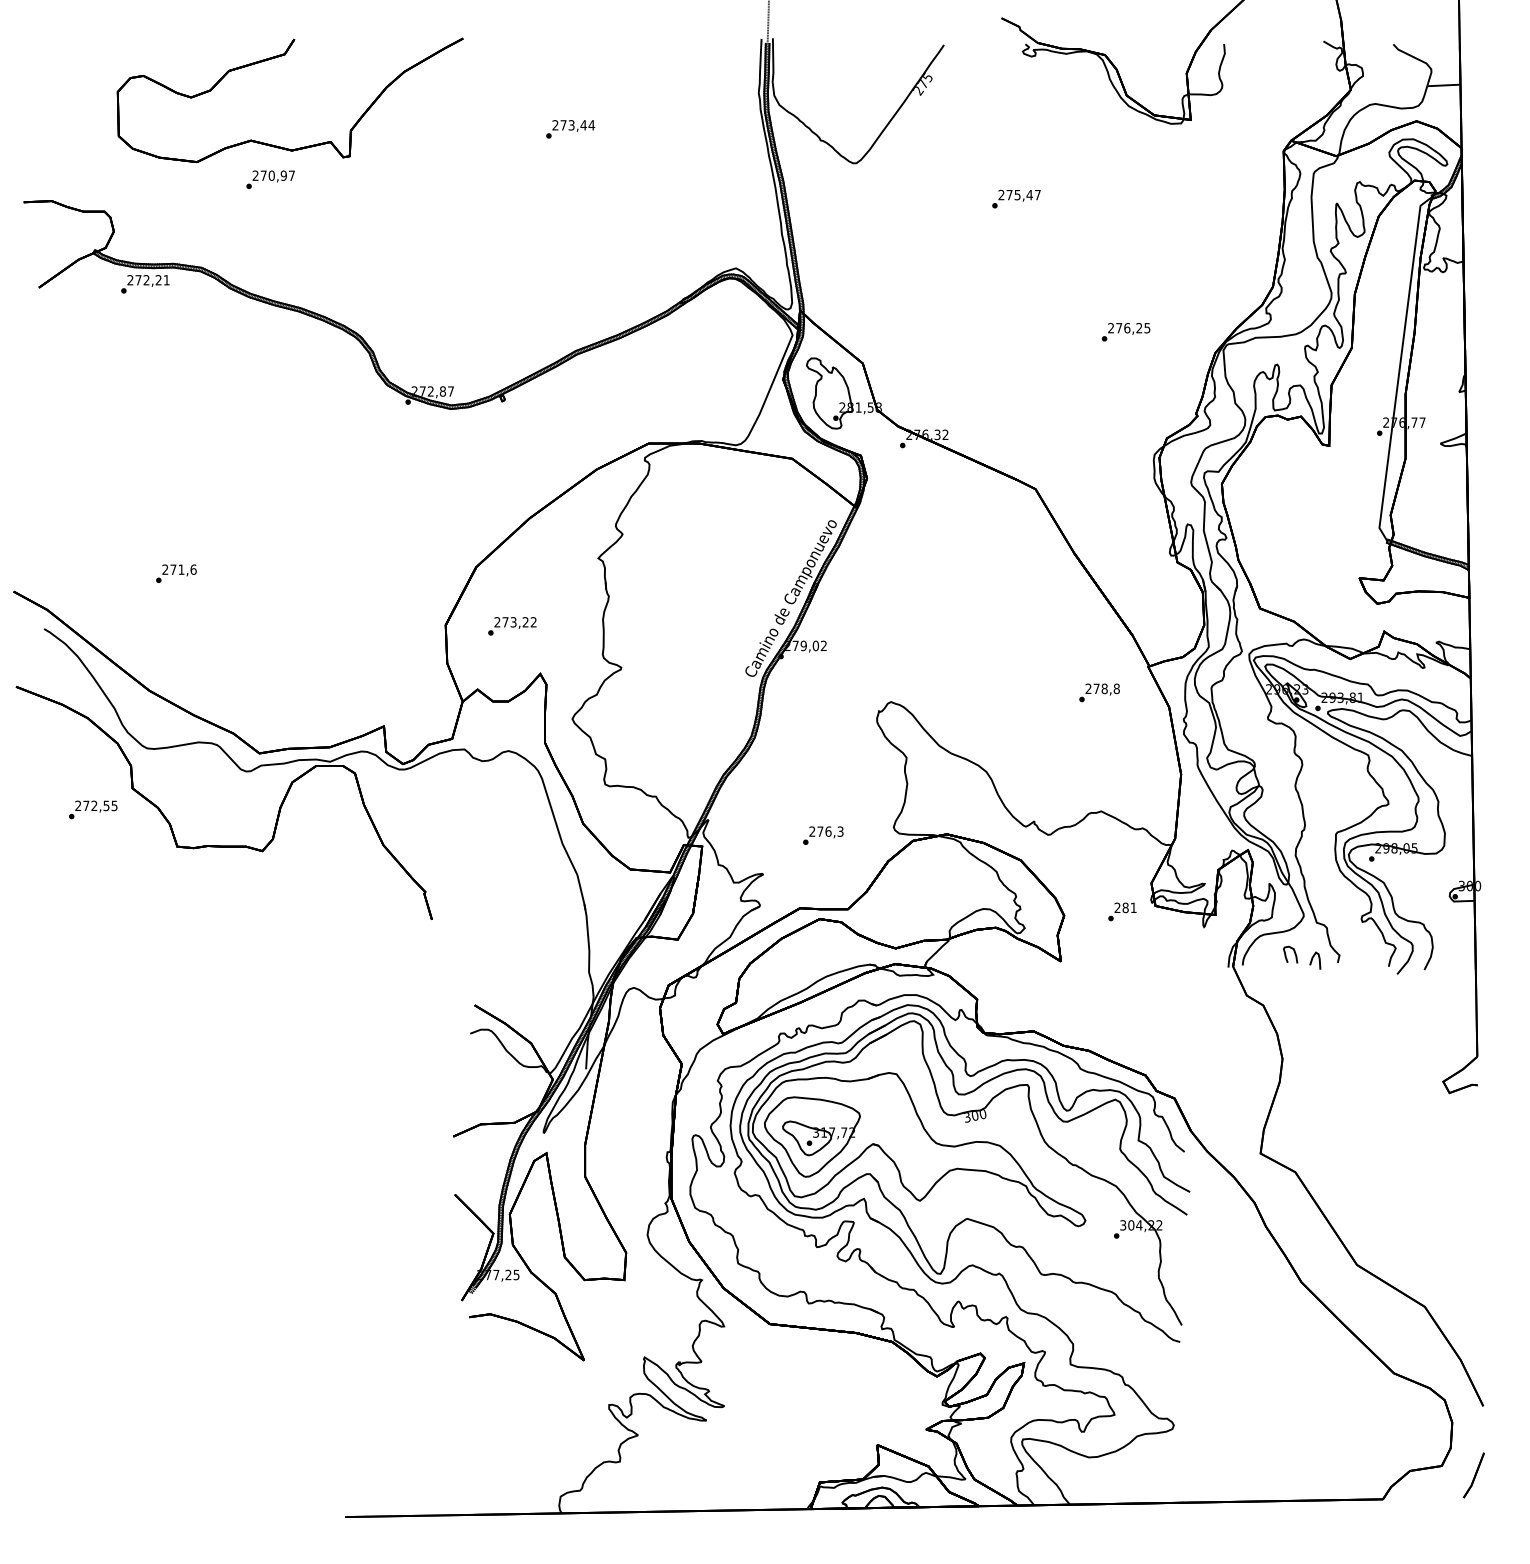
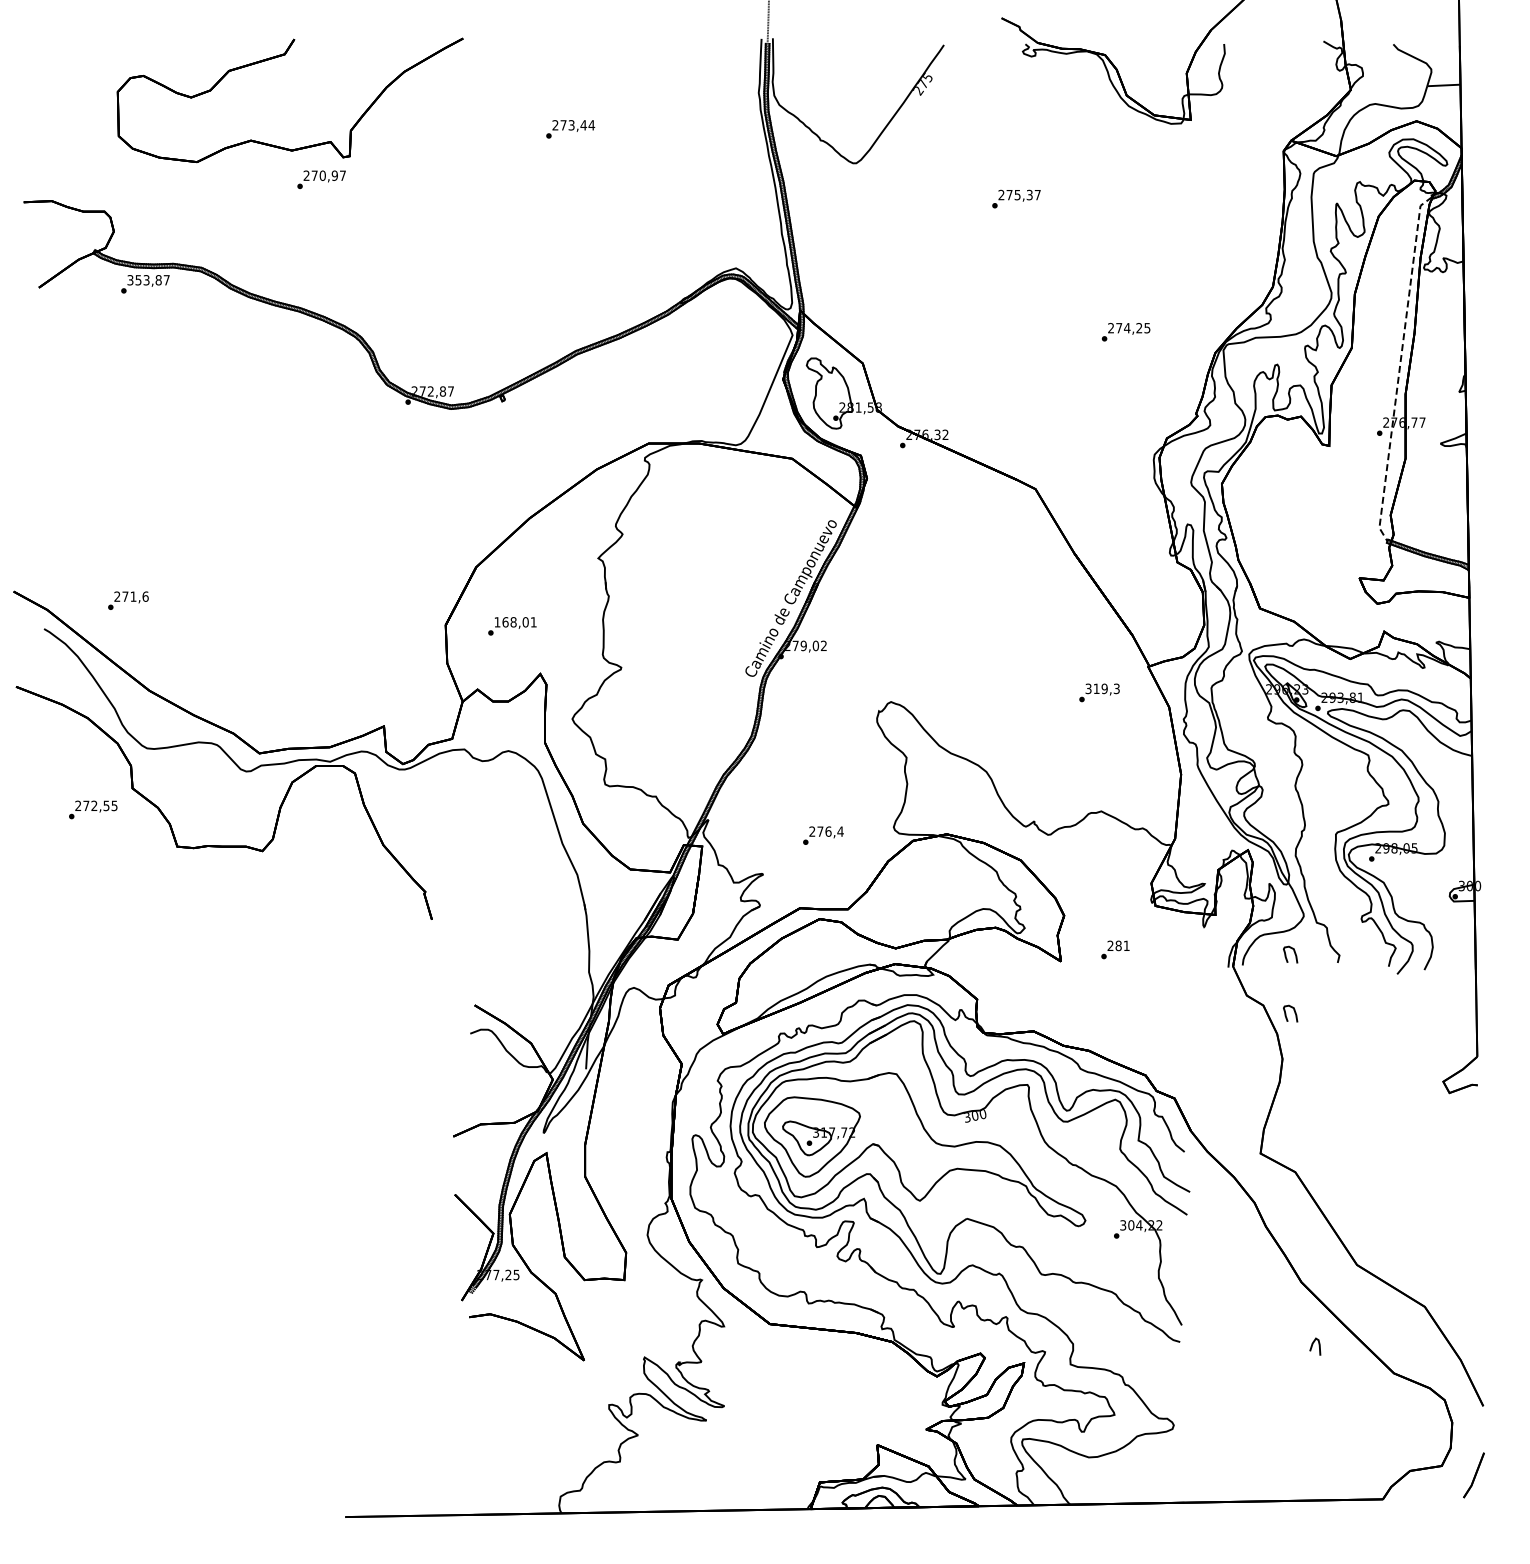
text position: (270, 179) -> (321, 179) (321, 179)
text: 275,47 -> 275,37 (1029, 194)
text: 272,21 -> 353,87 (148, 280)
text: 276,25 -> 274,25 (1127, 328)
line: solid -> dashed (1399, 367)
text position: (176, 573) -> (128, 600) (128, 600)
text: 273,22 -> 168,01 (515, 622)
text: 278,8 -> 319,3 (1102, 688)
text: 276,3 -> 276,4 (840, 831)
text position: (1122, 911) -> (1115, 949) (1115, 949)
curve position: (1313, 958) -> (1313, 1344) (1313, 1344)
curve: none -> present (1286, 1013)
